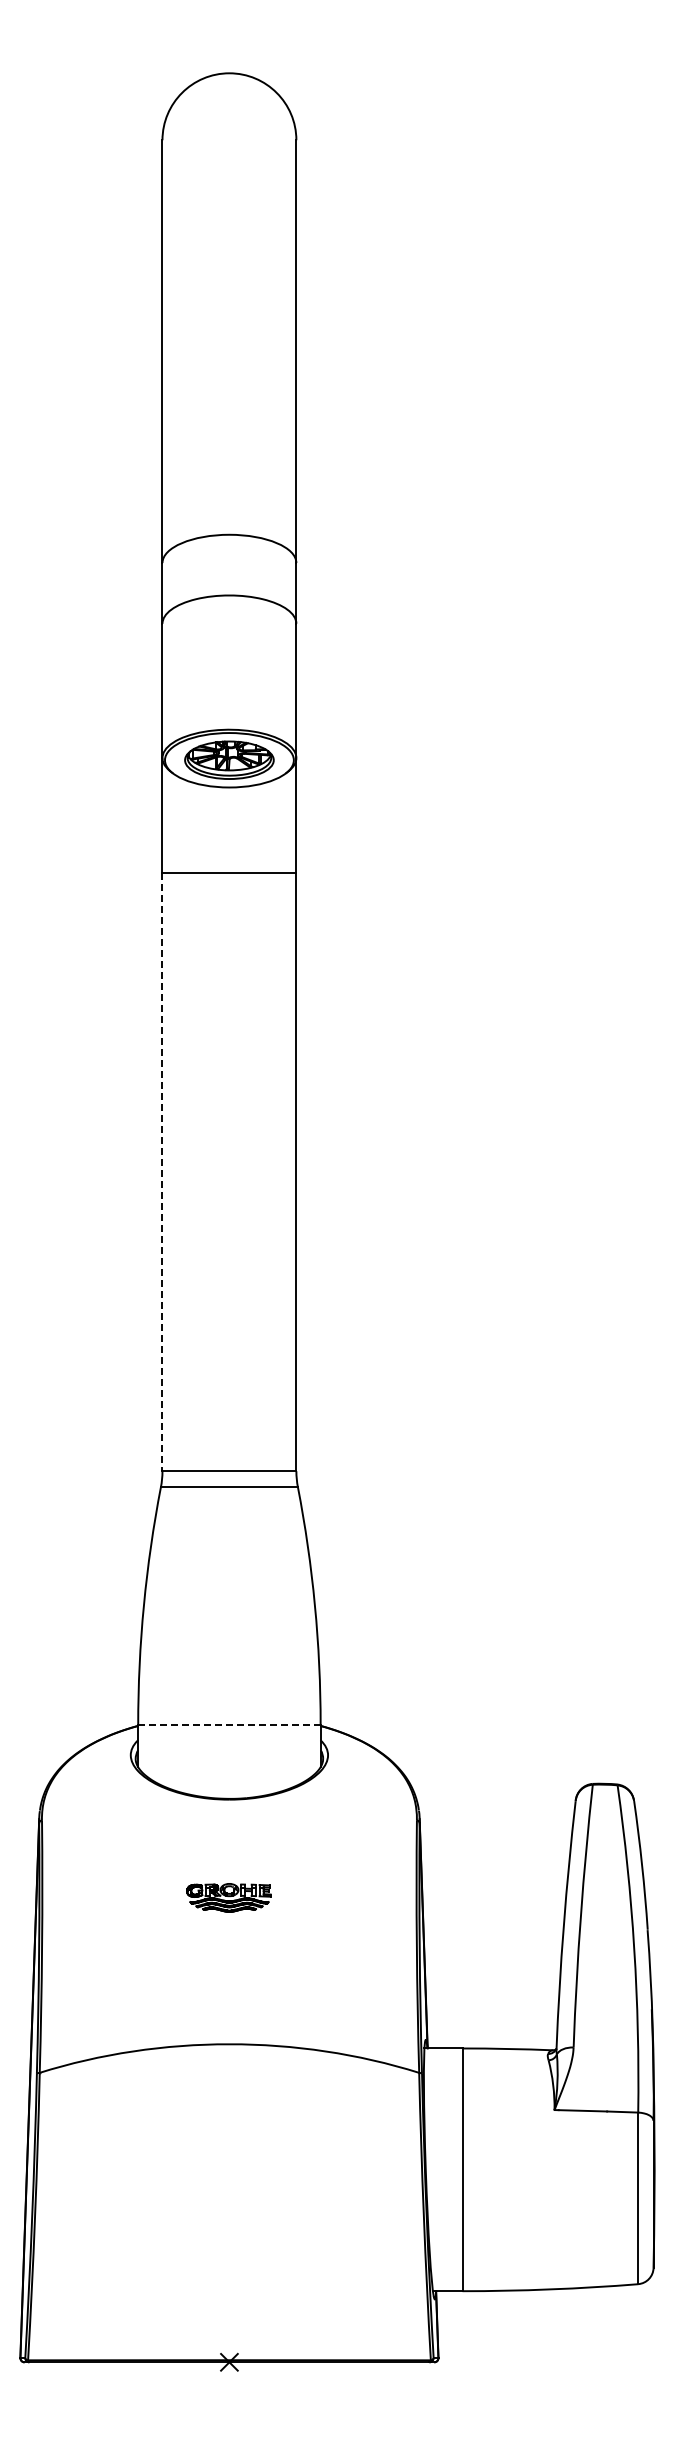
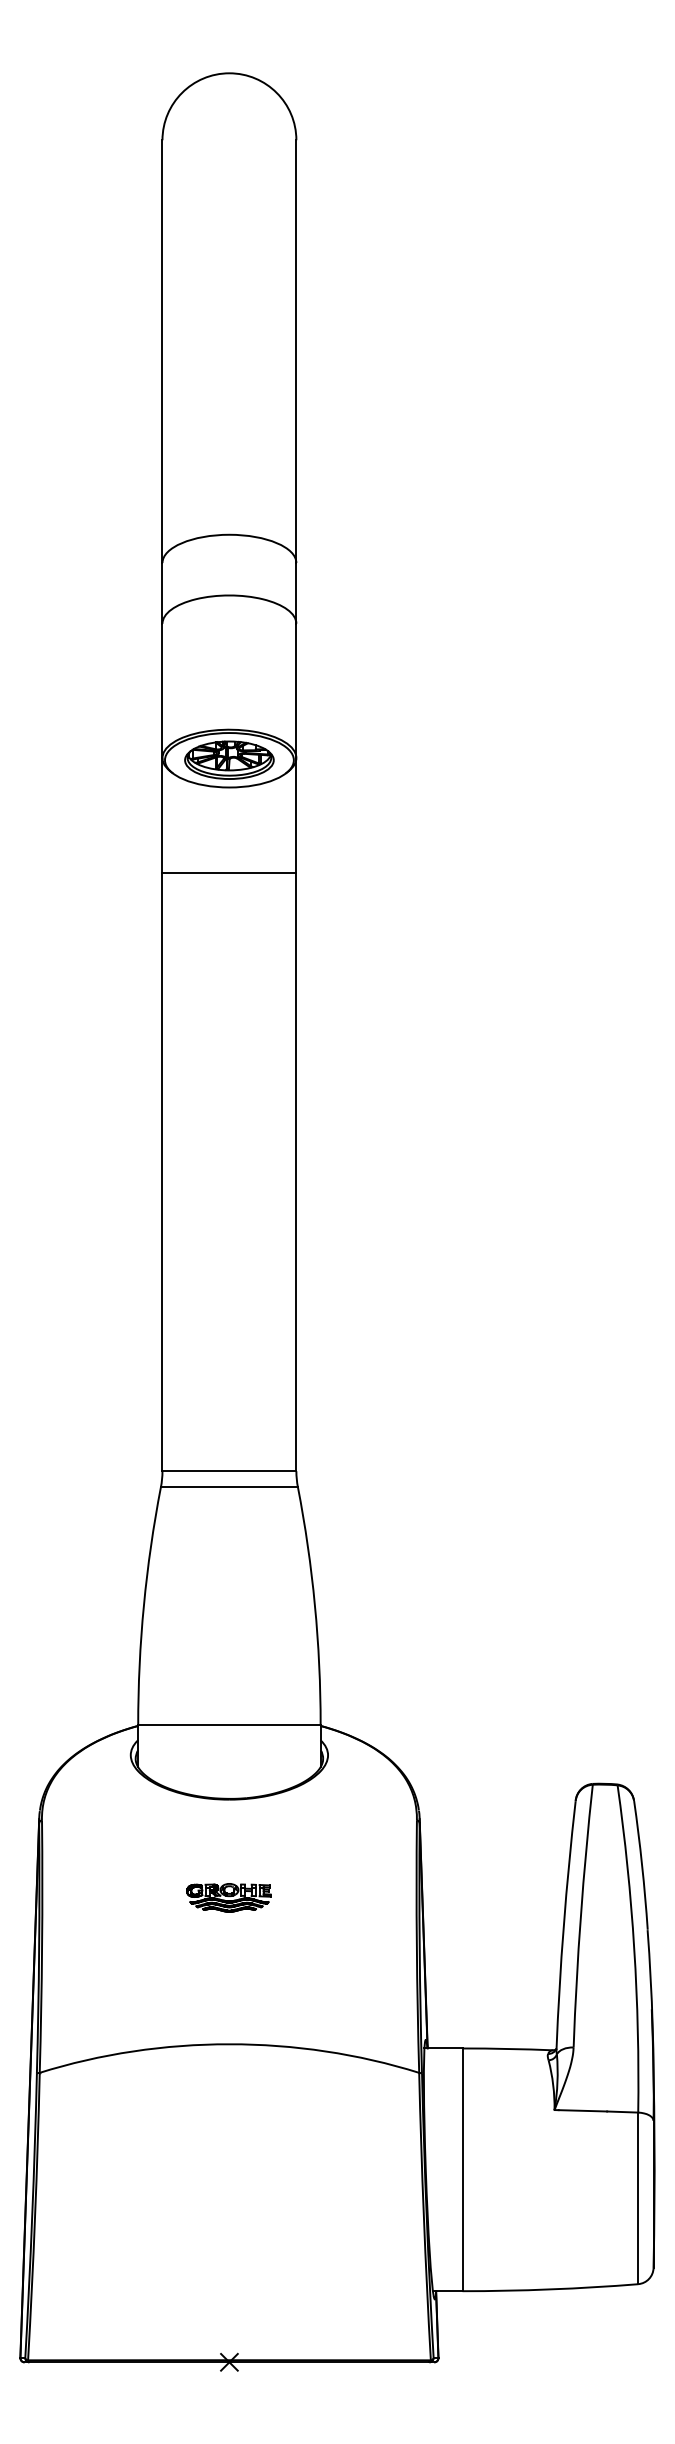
line: dashed -> solid (162, 1172)
line: dashed -> solid (229, 1725)
